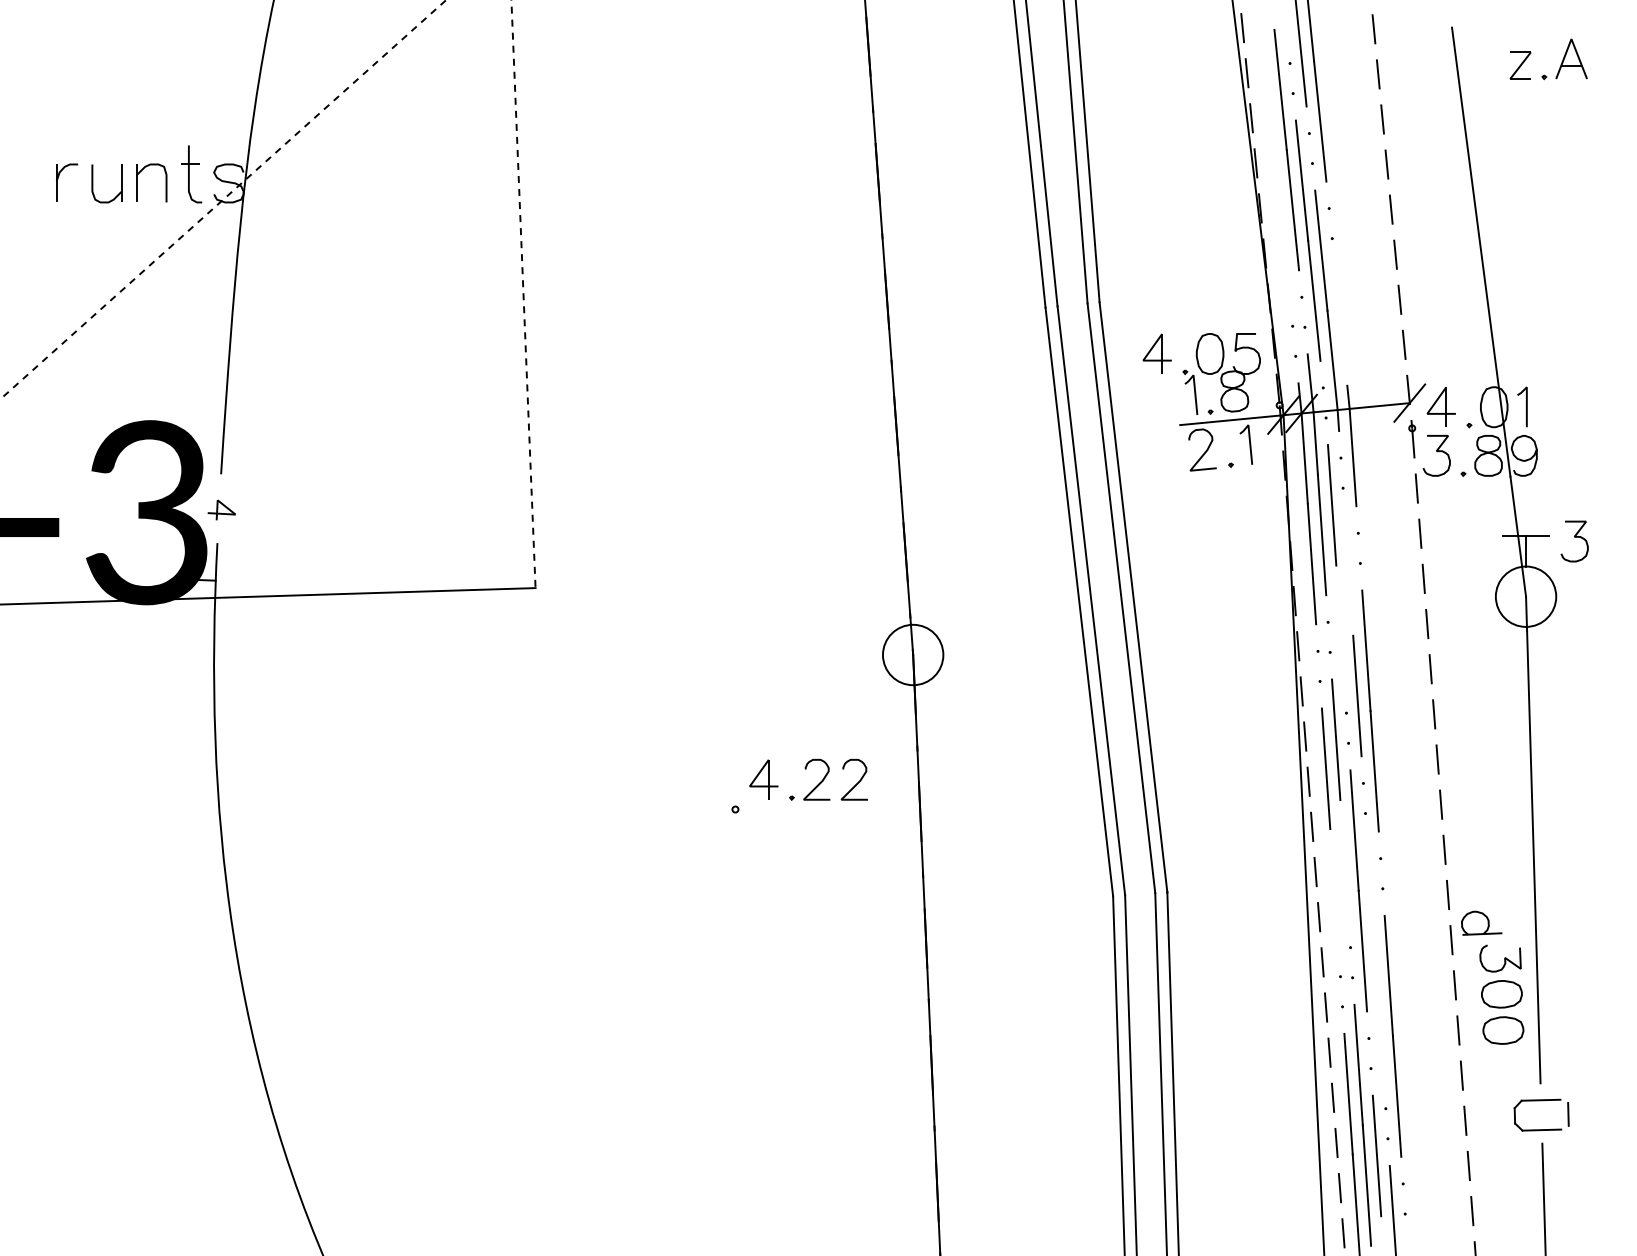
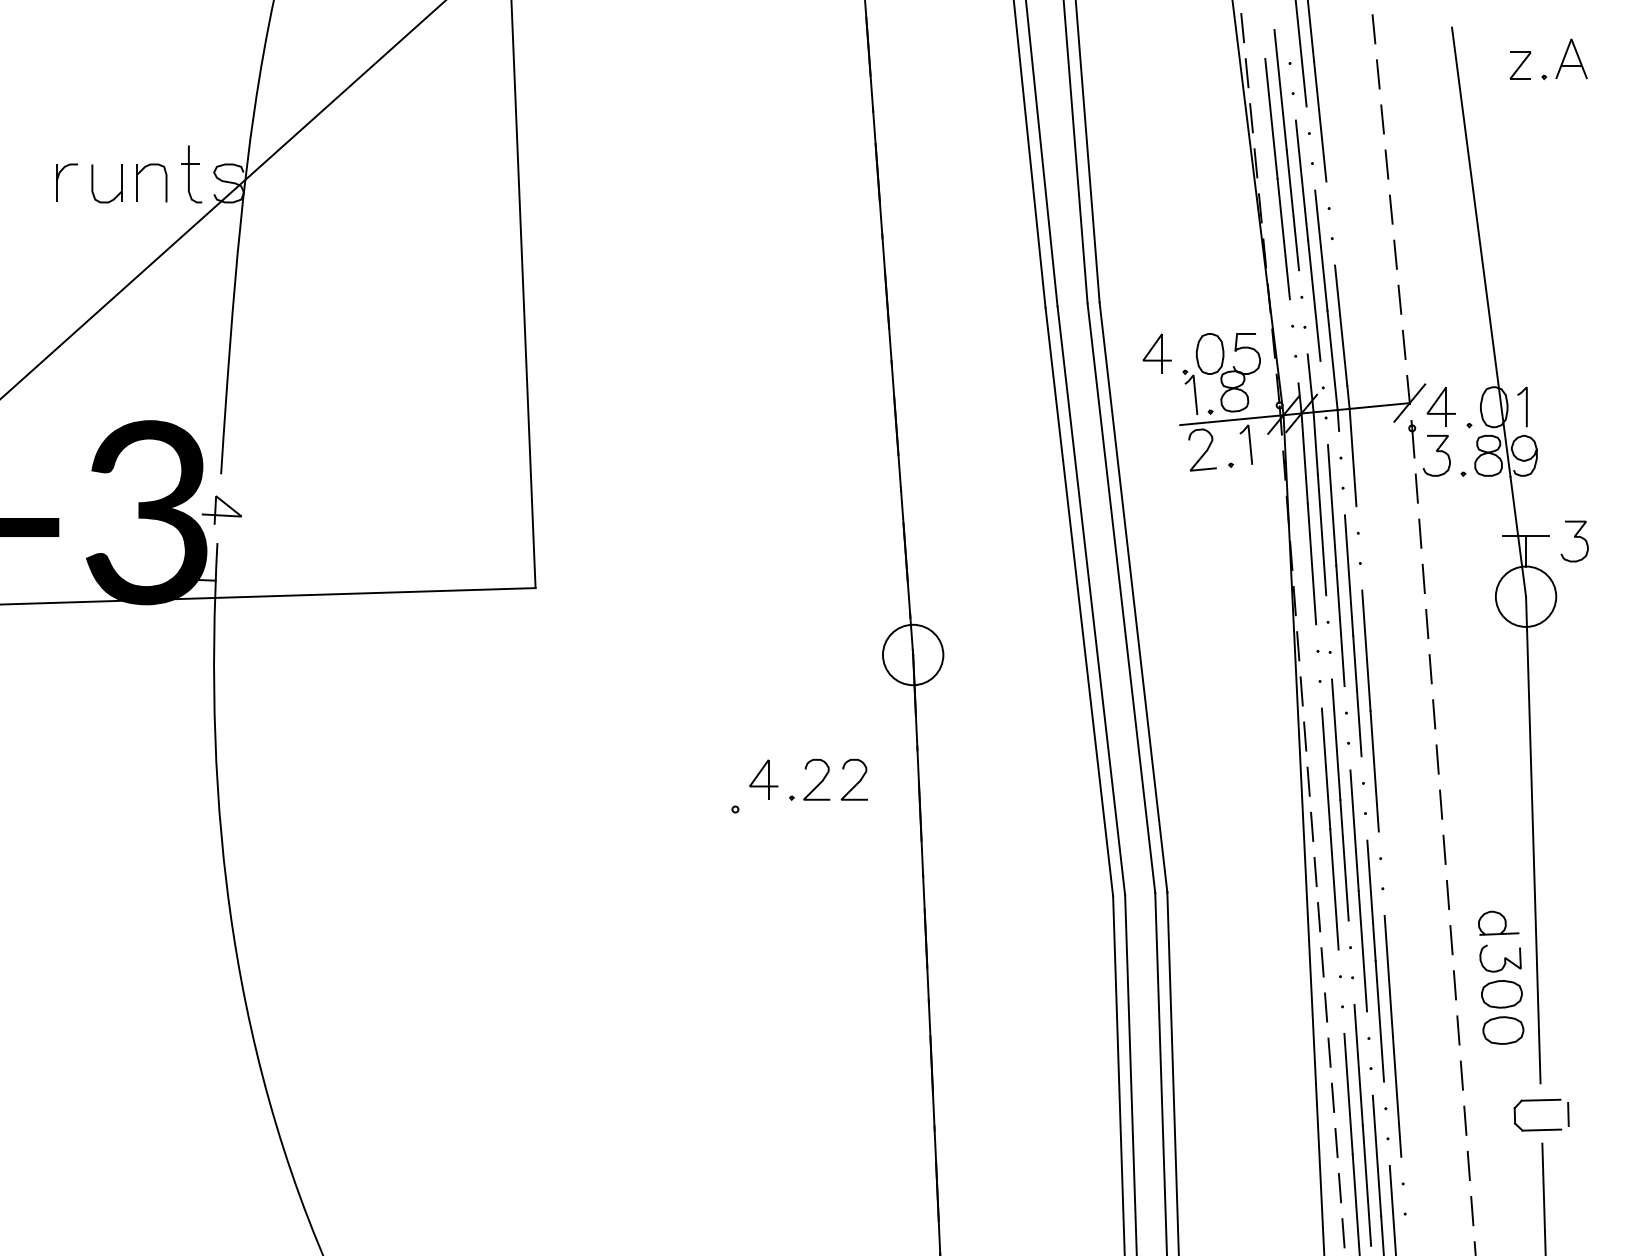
line: none -> present (1277, 179)
line: dashed -> solid (223, 199)
line: dashed -> solid (523, 294)
line: none -> present (1341, 325)
part size: 29x22 px -> 41x30 px (221, 509)
line: none -> present (1348, 575)
line: none -> present (1340, 625)
line: none -> present (1344, 860)
line: none -> present (1334, 889)
part position: (1481, 922) -> (1498, 922) (1498, 922)
line: none -> present (1375, 960)
line: none -> present (1382, 1234)
